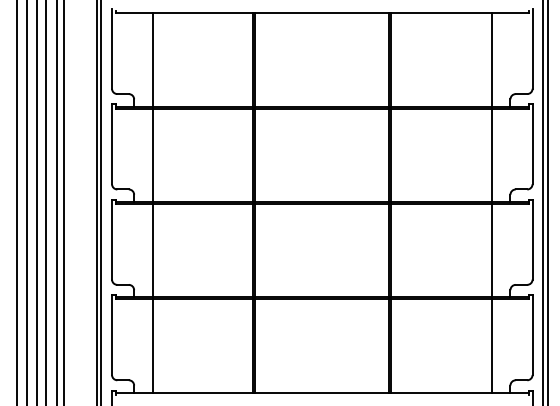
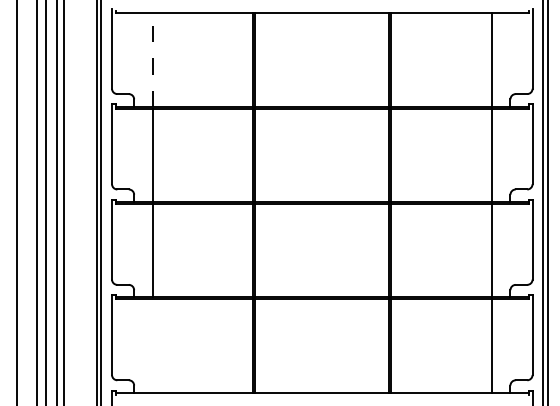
line: solid -> dashed (152, 59)
line: present -> none (27, 202)
line: present -> none (152, 345)
